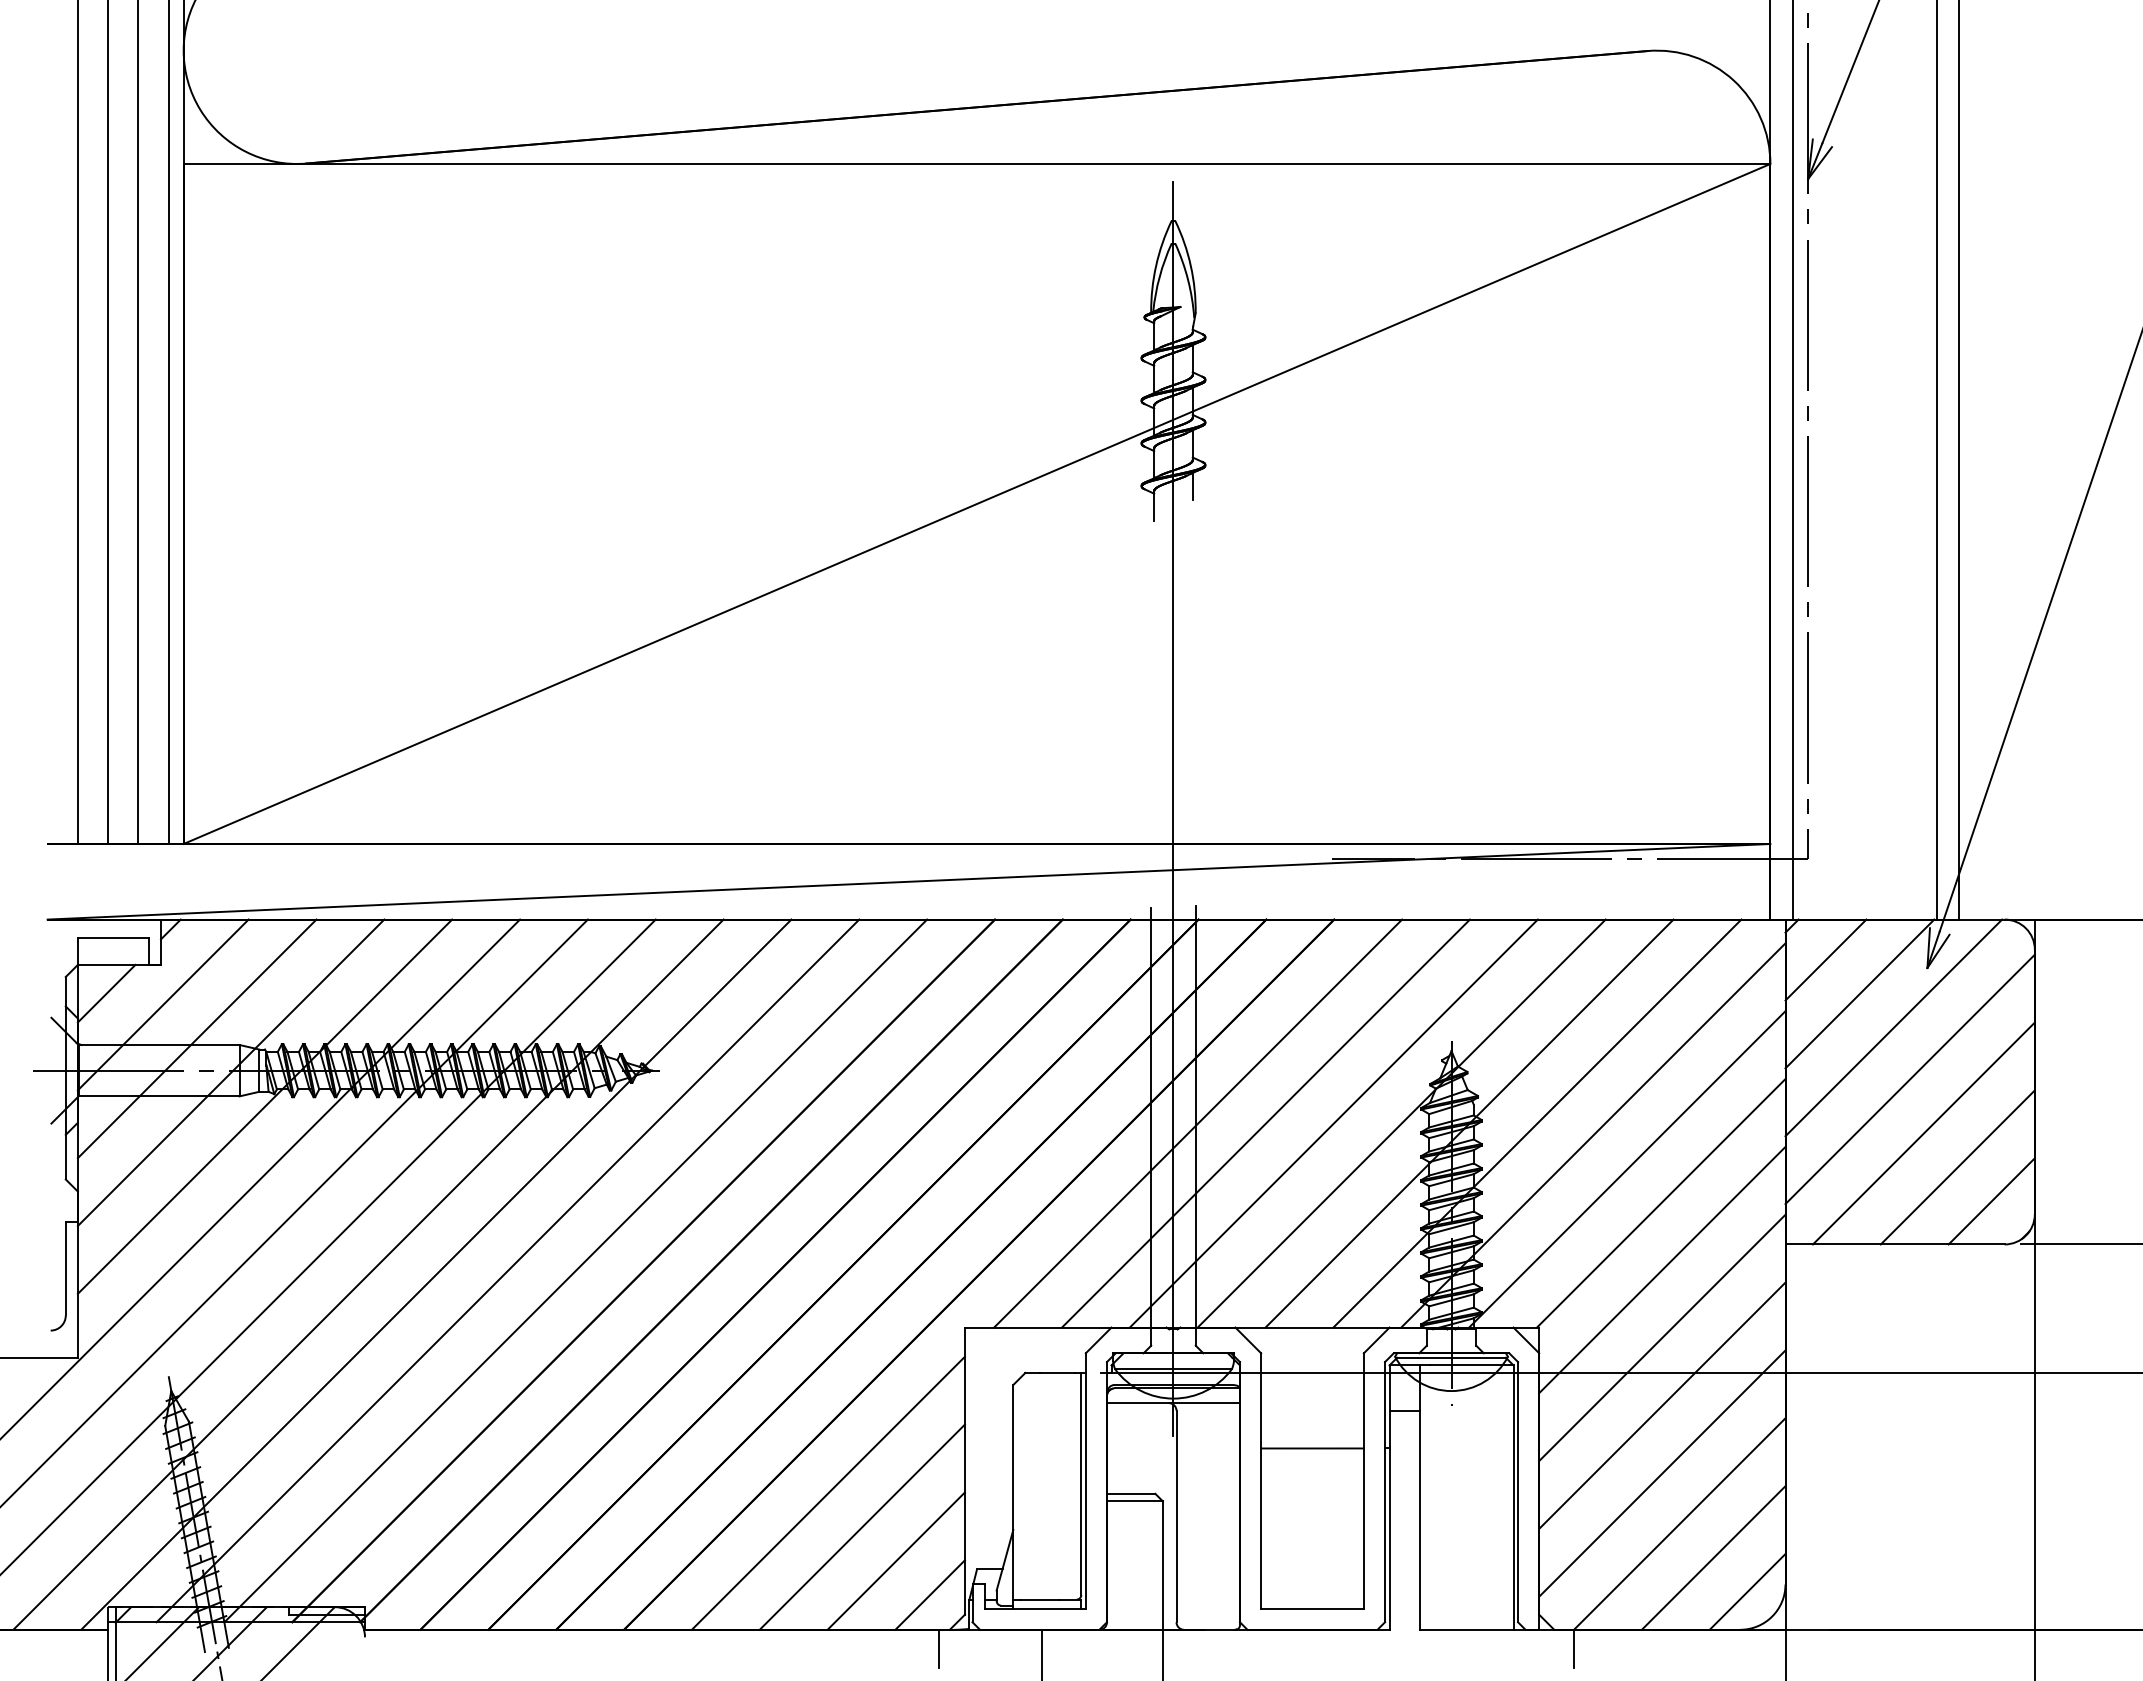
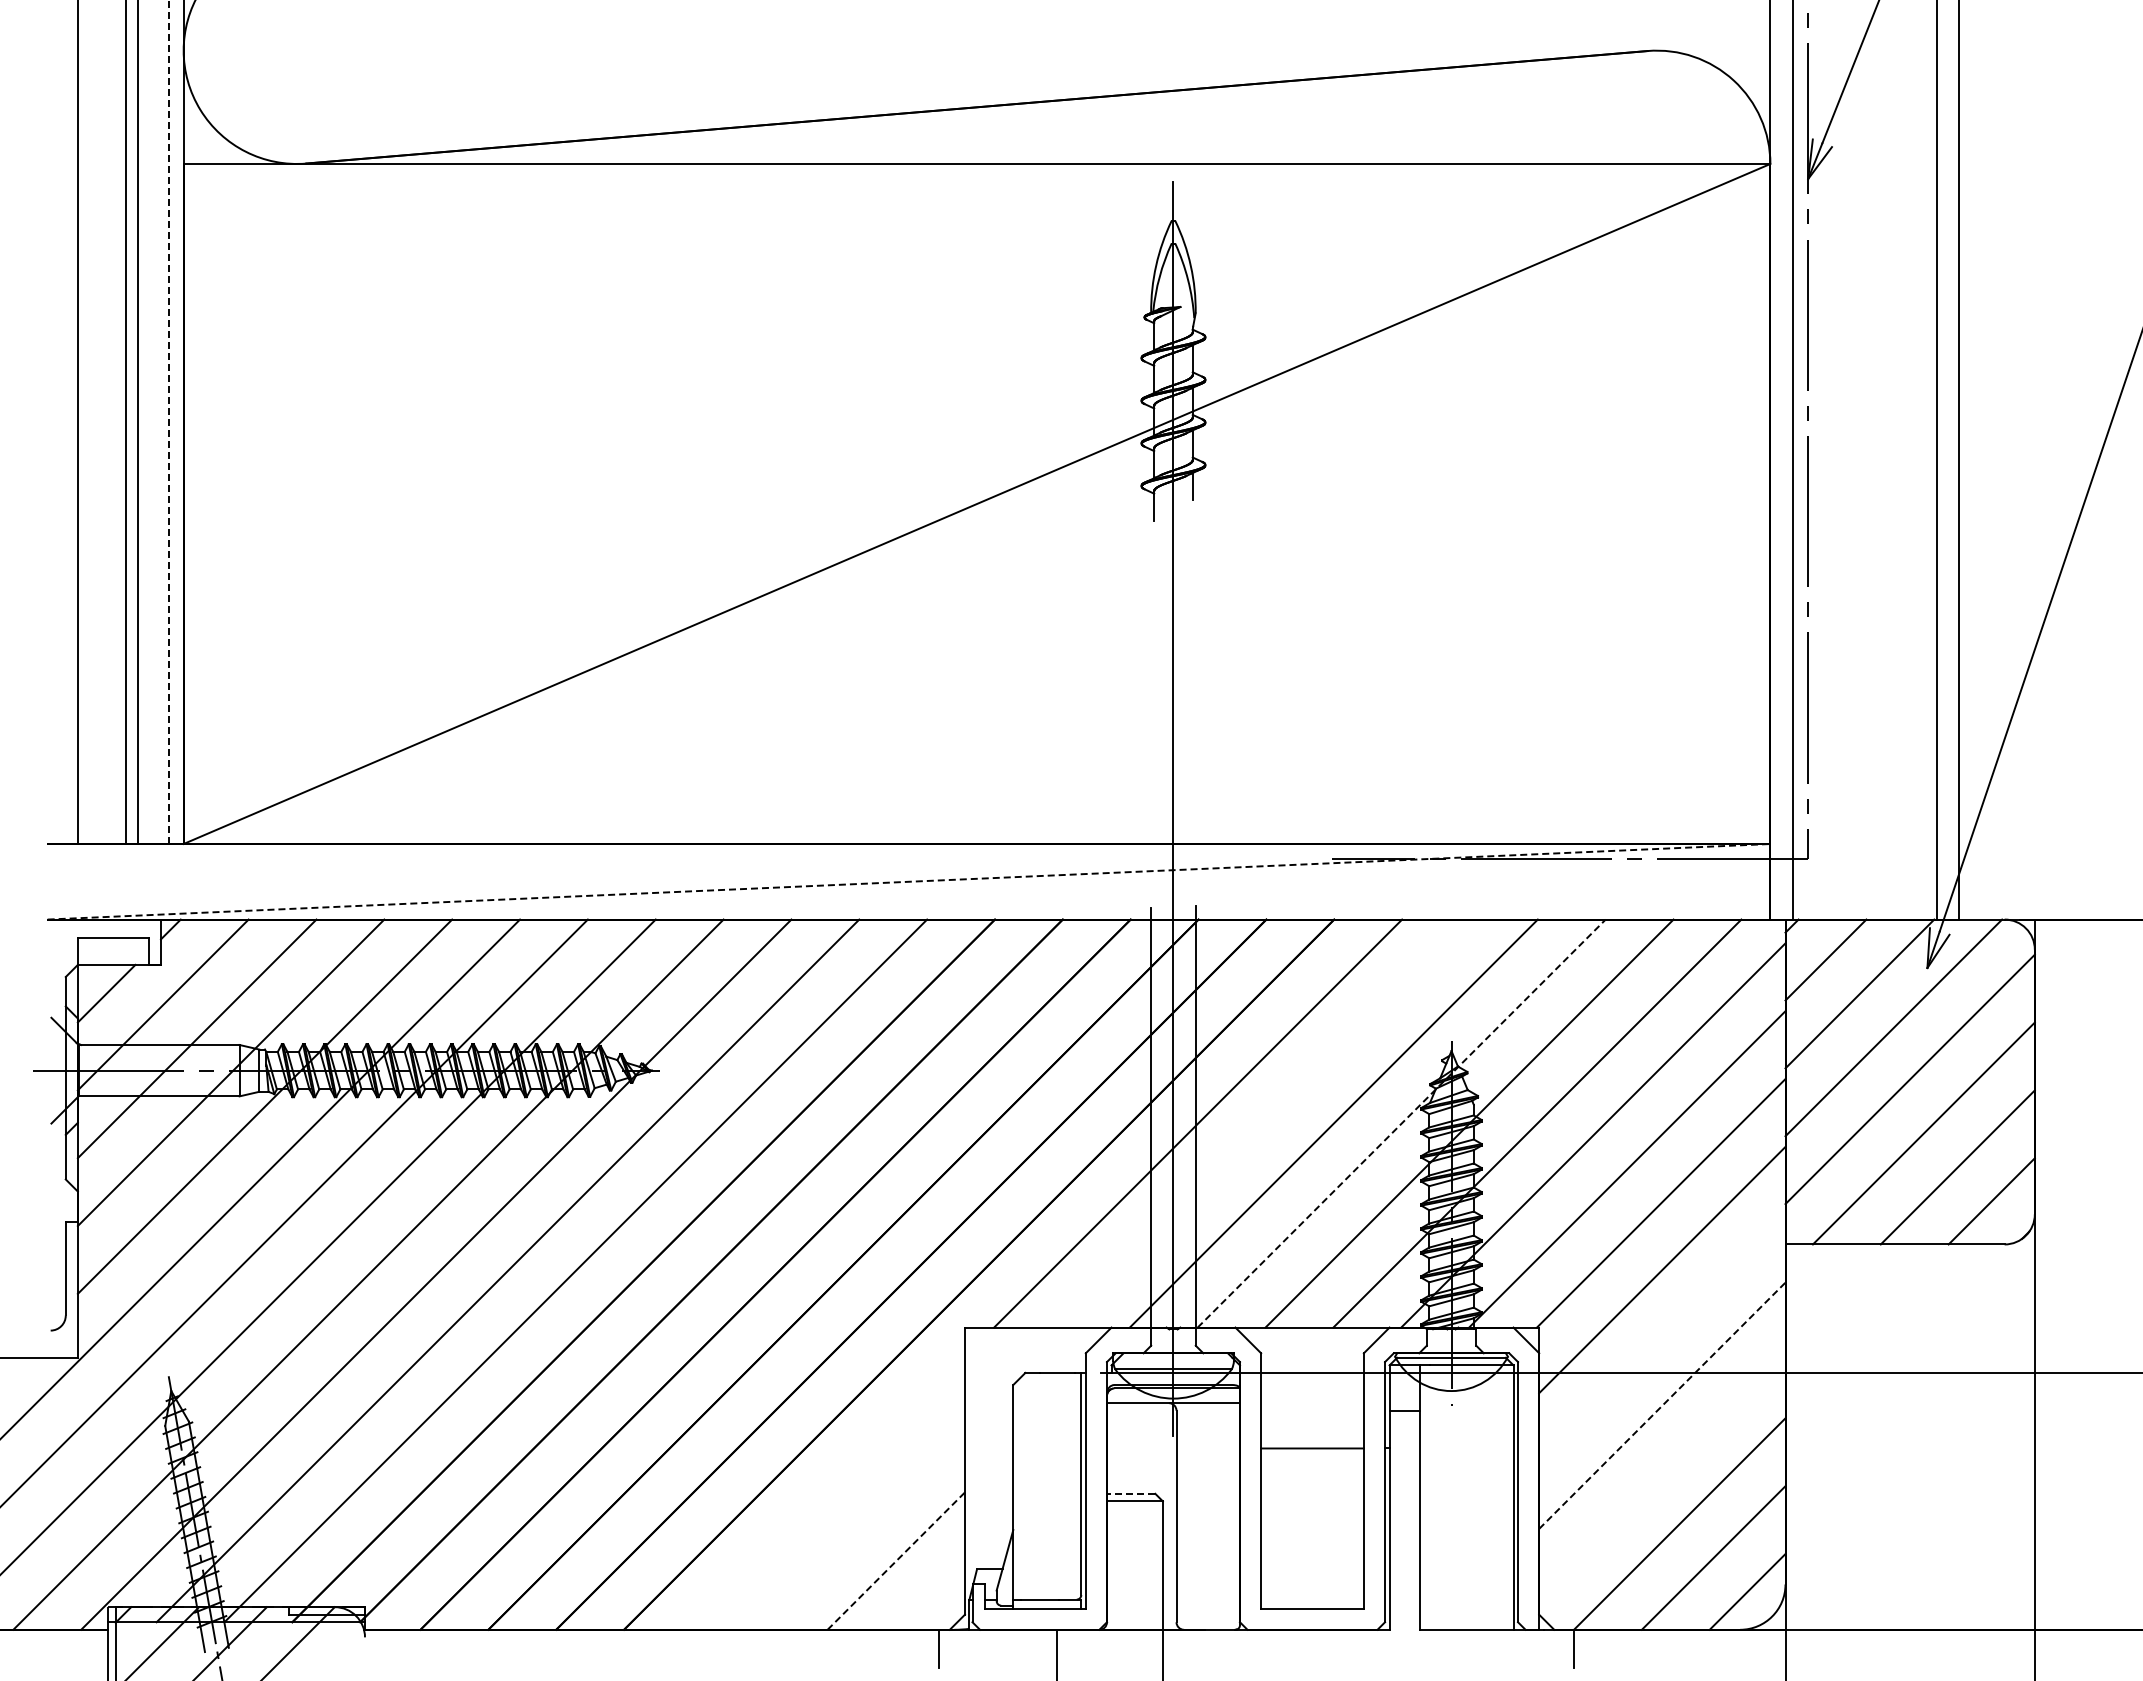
line: solid -> dashed (168, 422)
line position: (108, 423) -> (126, 423) (126, 423)
line: solid -> dashed (909, 881)
line: present -> none (1265, 1123)
line: solid -> dashed (1401, 1123)
line: present -> none (2080, 1244)
line: present -> none (1662, 1337)
line: solid -> dashed (1662, 1405)
line: present -> none (1662, 1473)
line: present -> none (827, 1492)
line: solid -> dashed (1130, 1493)
line: present -> none (861, 1526)
line: solid -> dashed (896, 1560)
line: present -> none (929, 1594)
line position: (1042, 1653) -> (1057, 1653) (1057, 1653)
